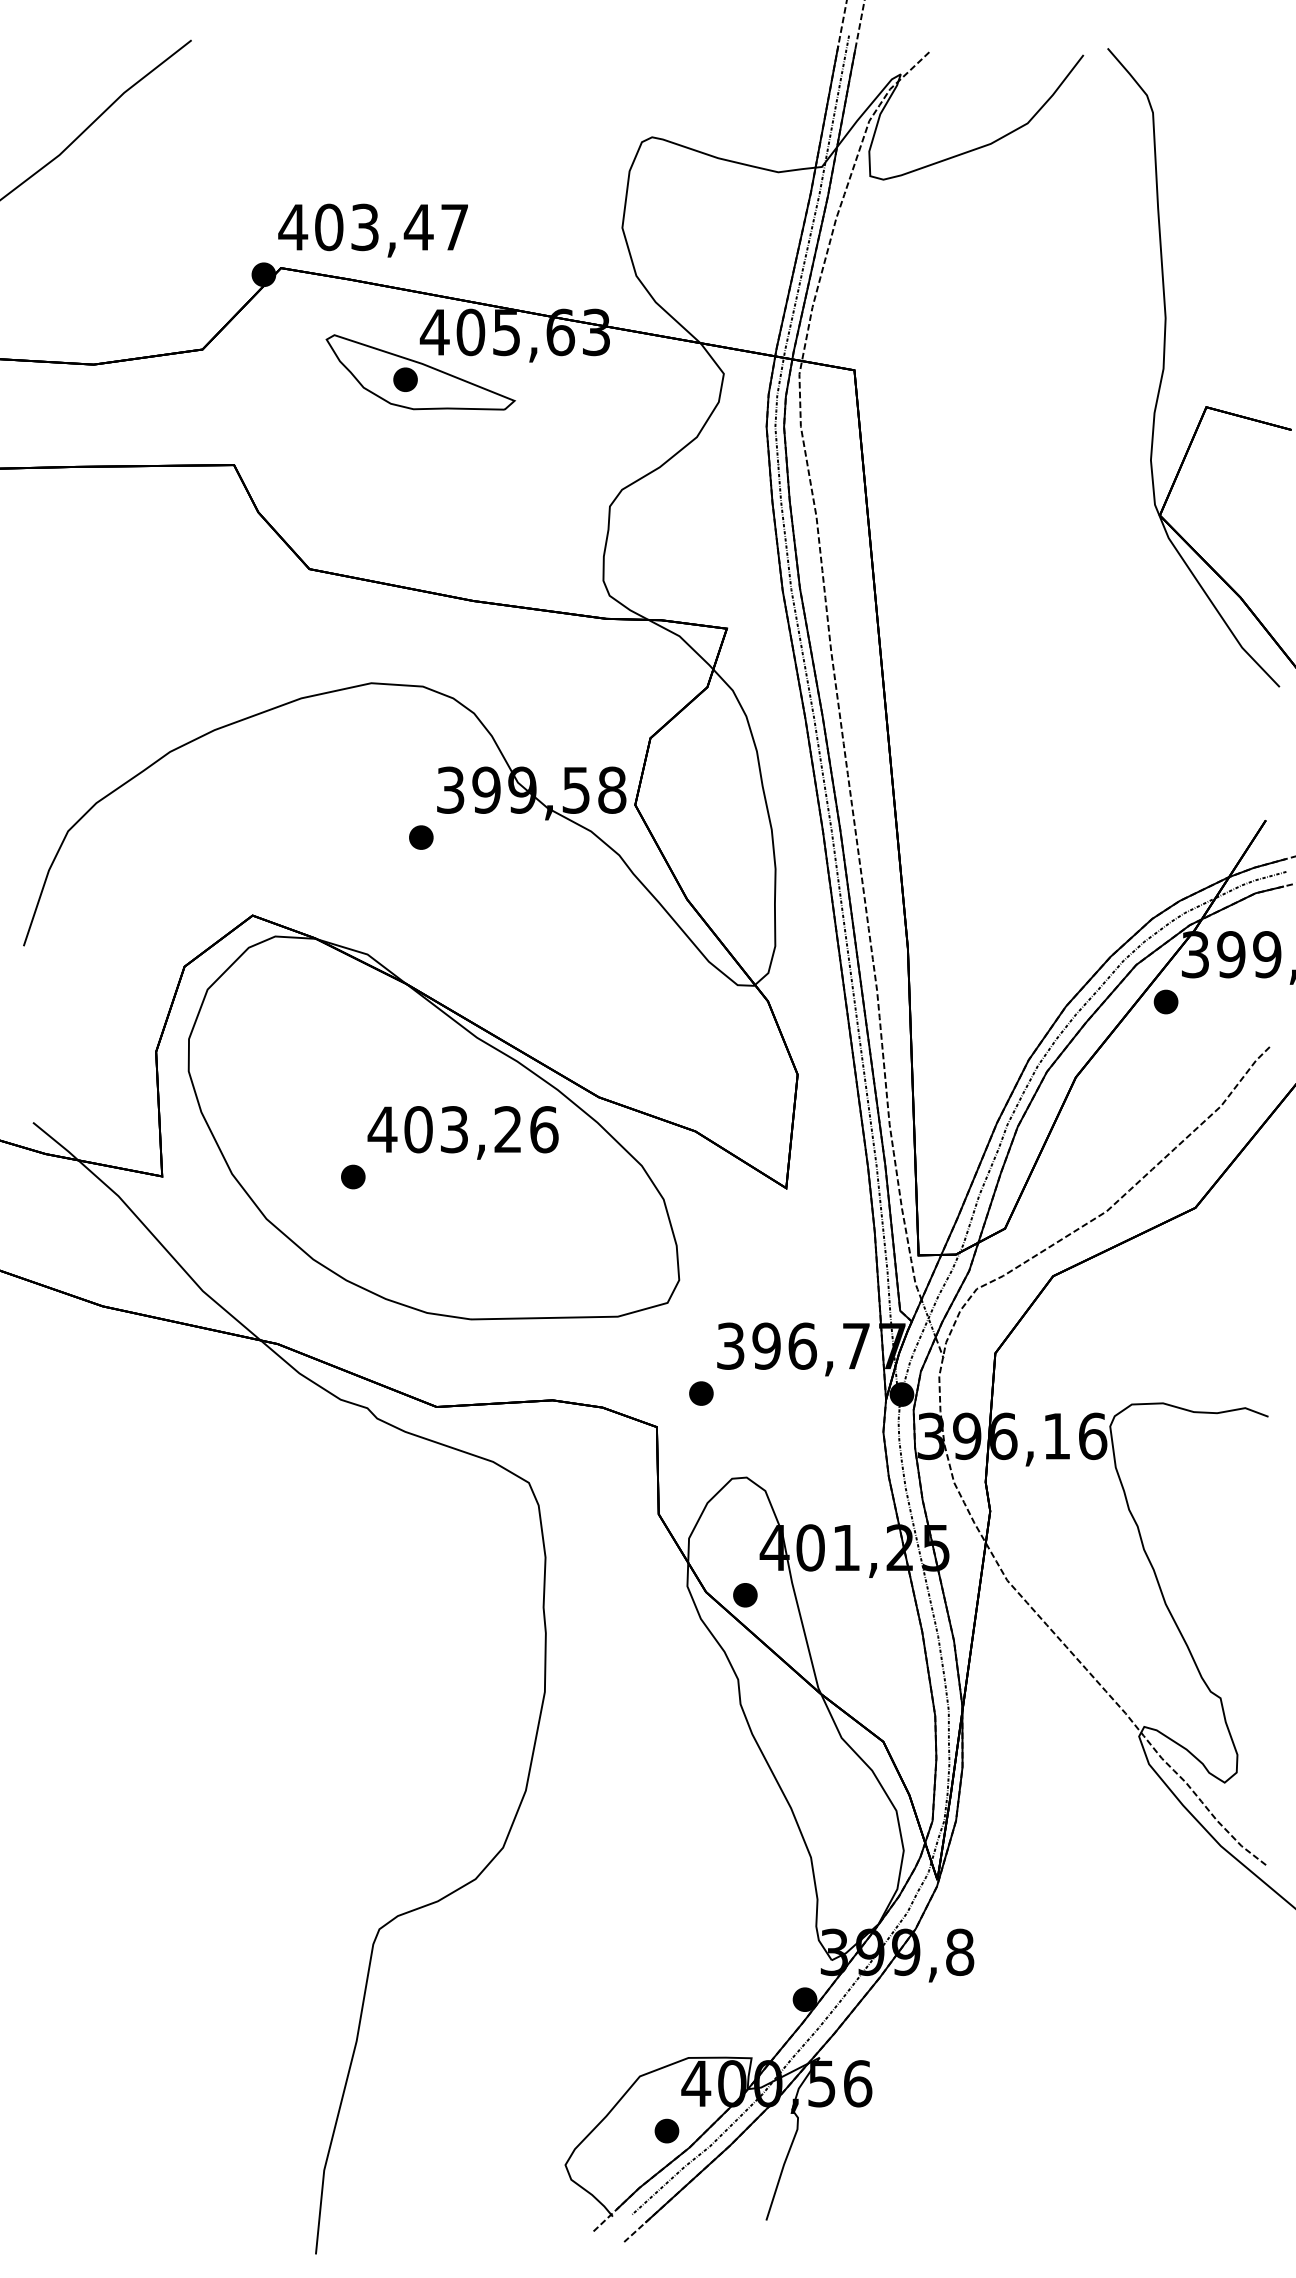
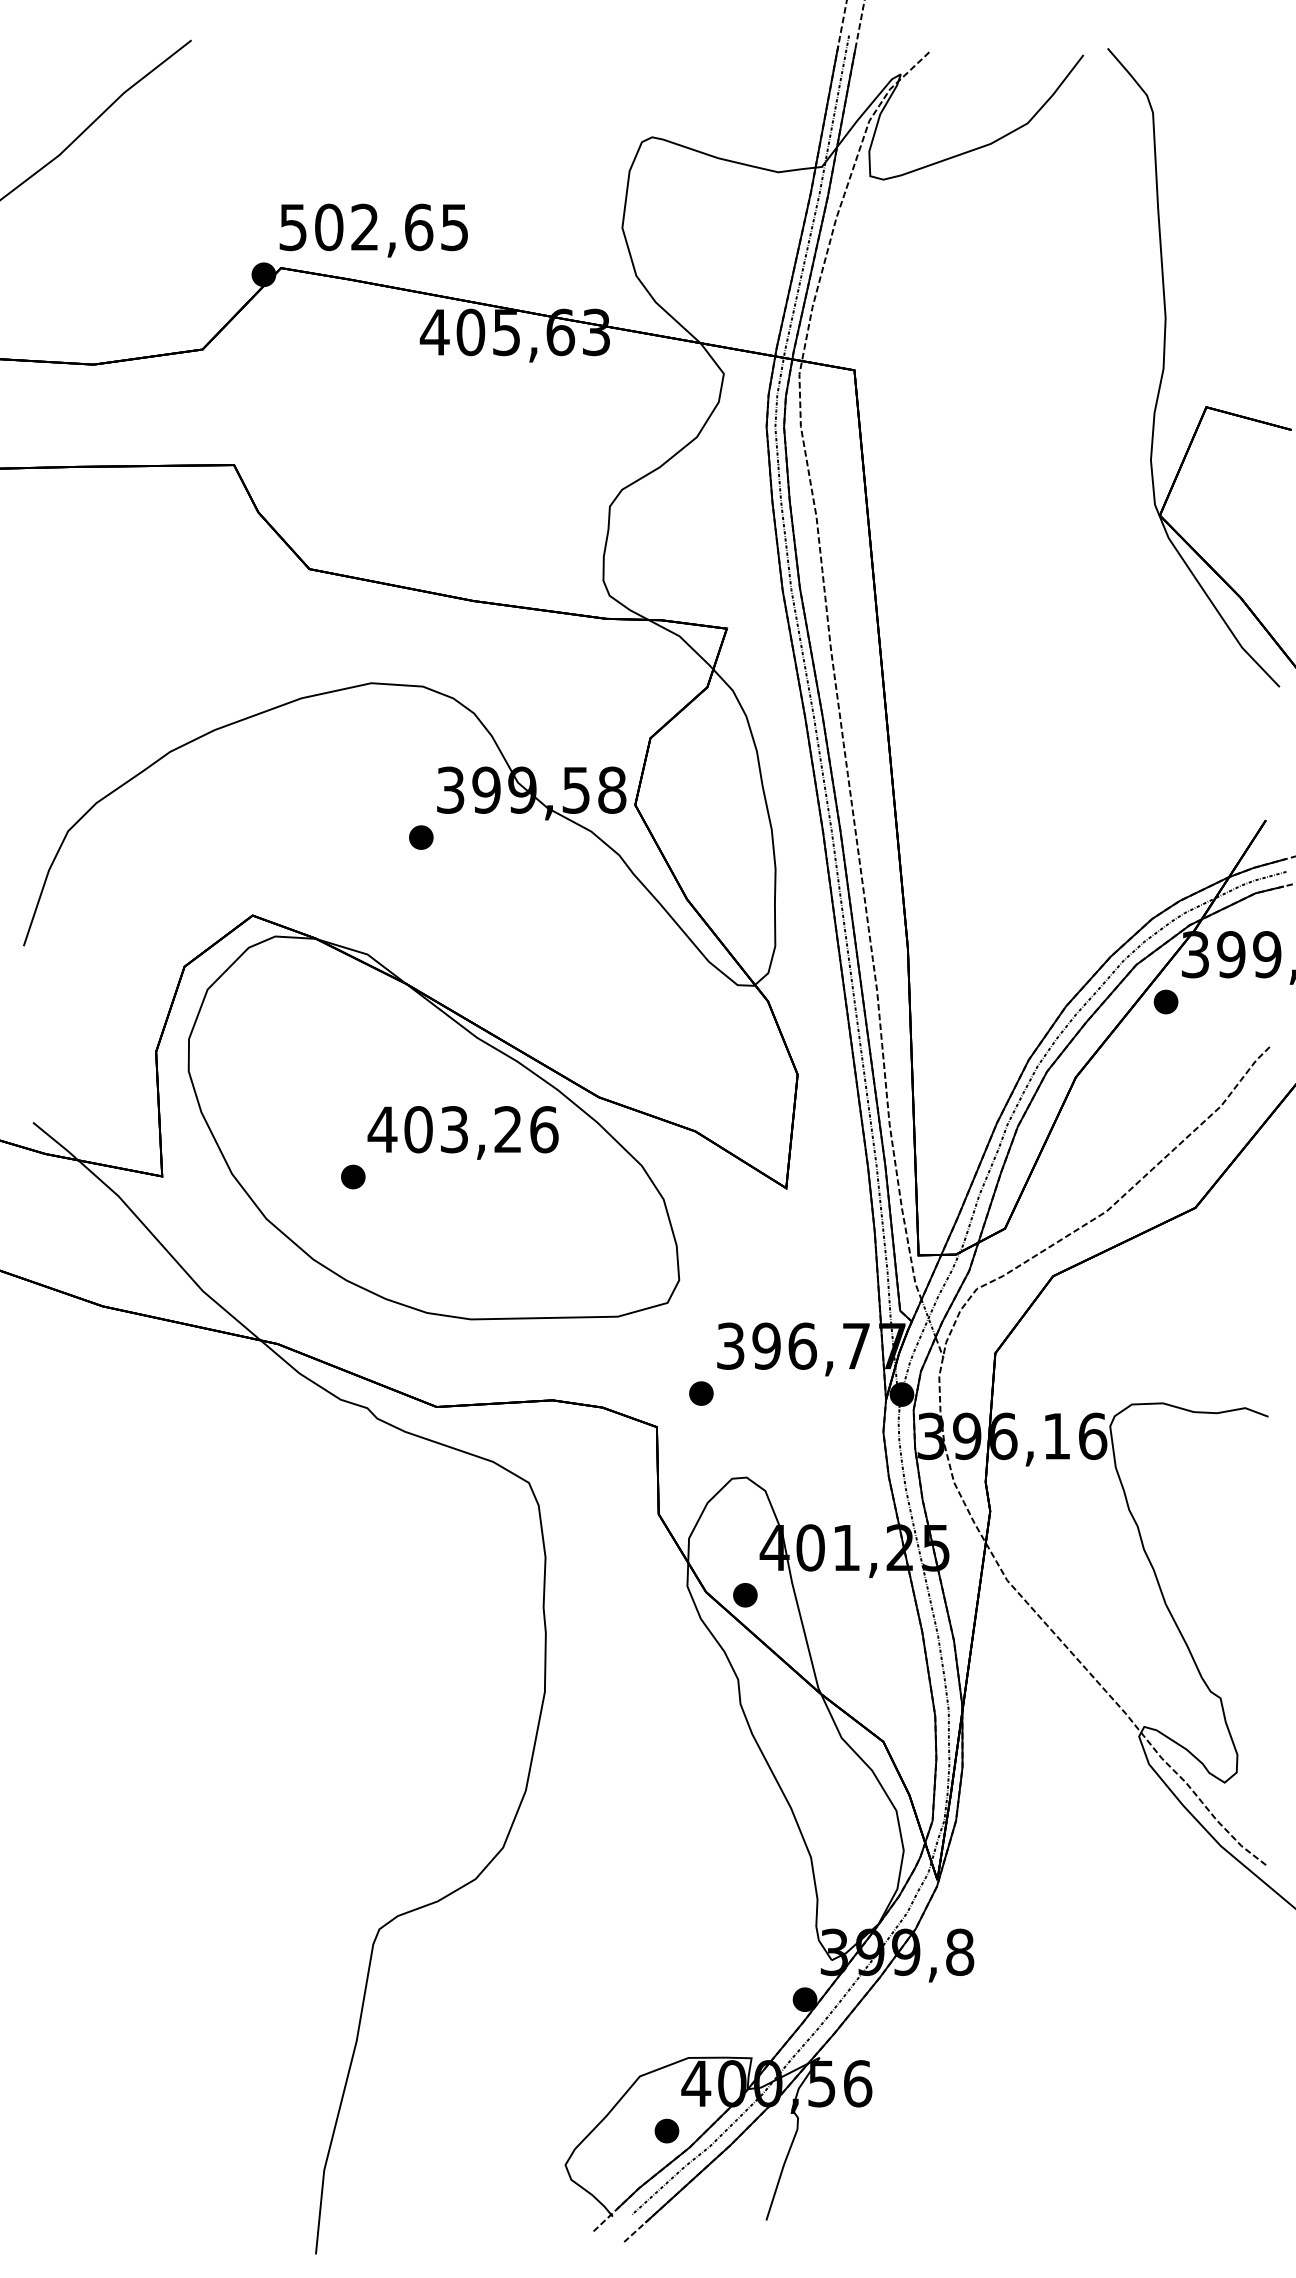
text: 403,47 -> 502,65 (372, 227)
part: present -> none (420, 372)
